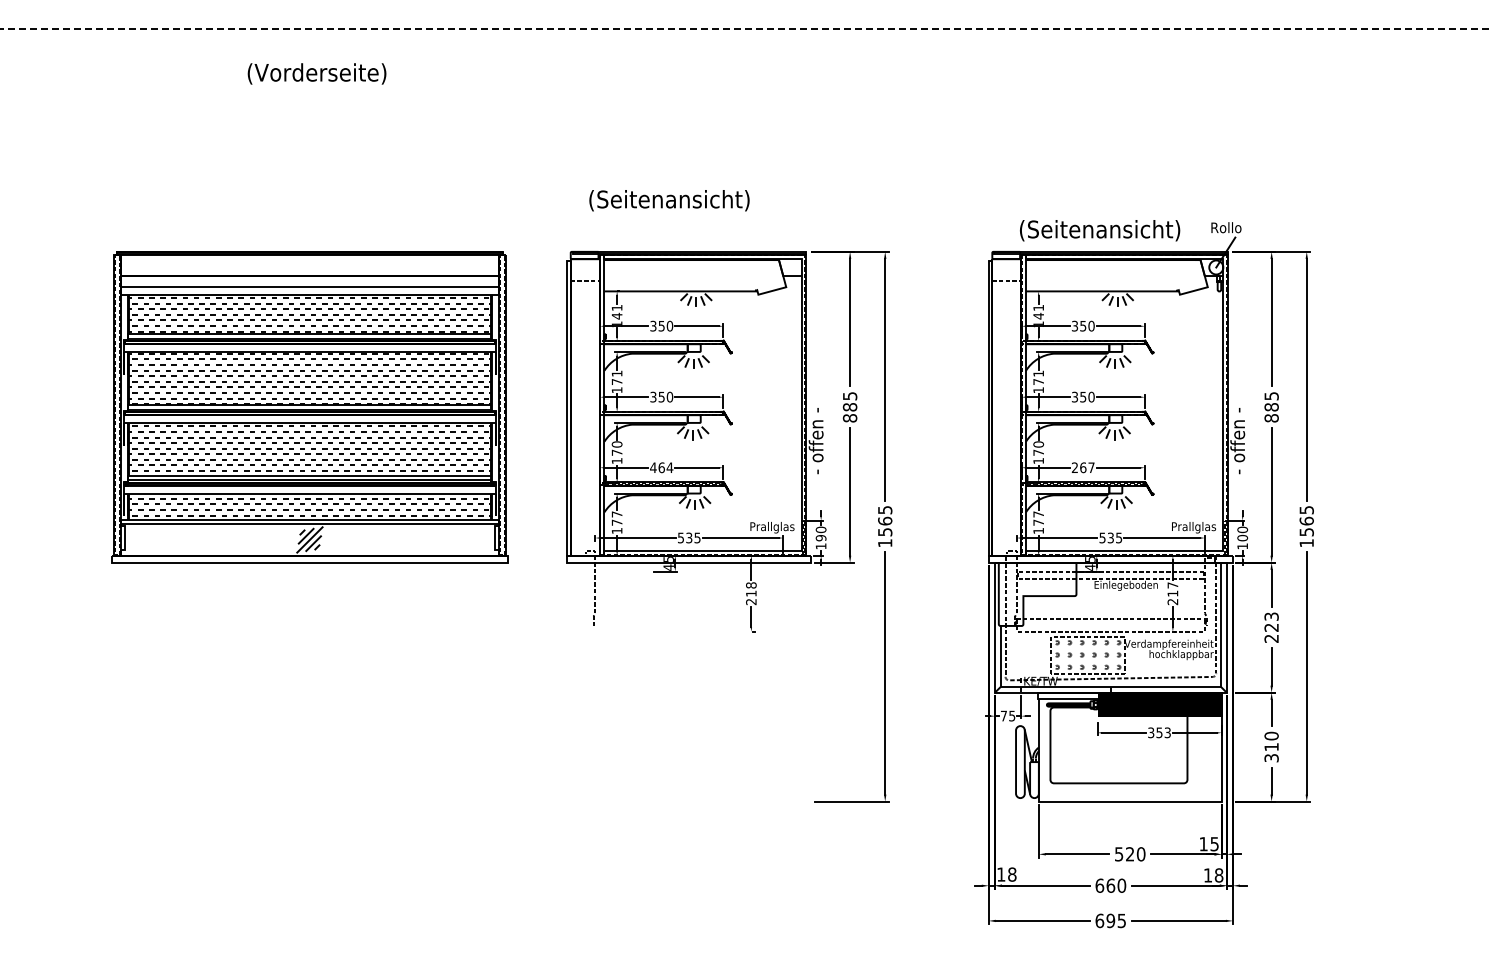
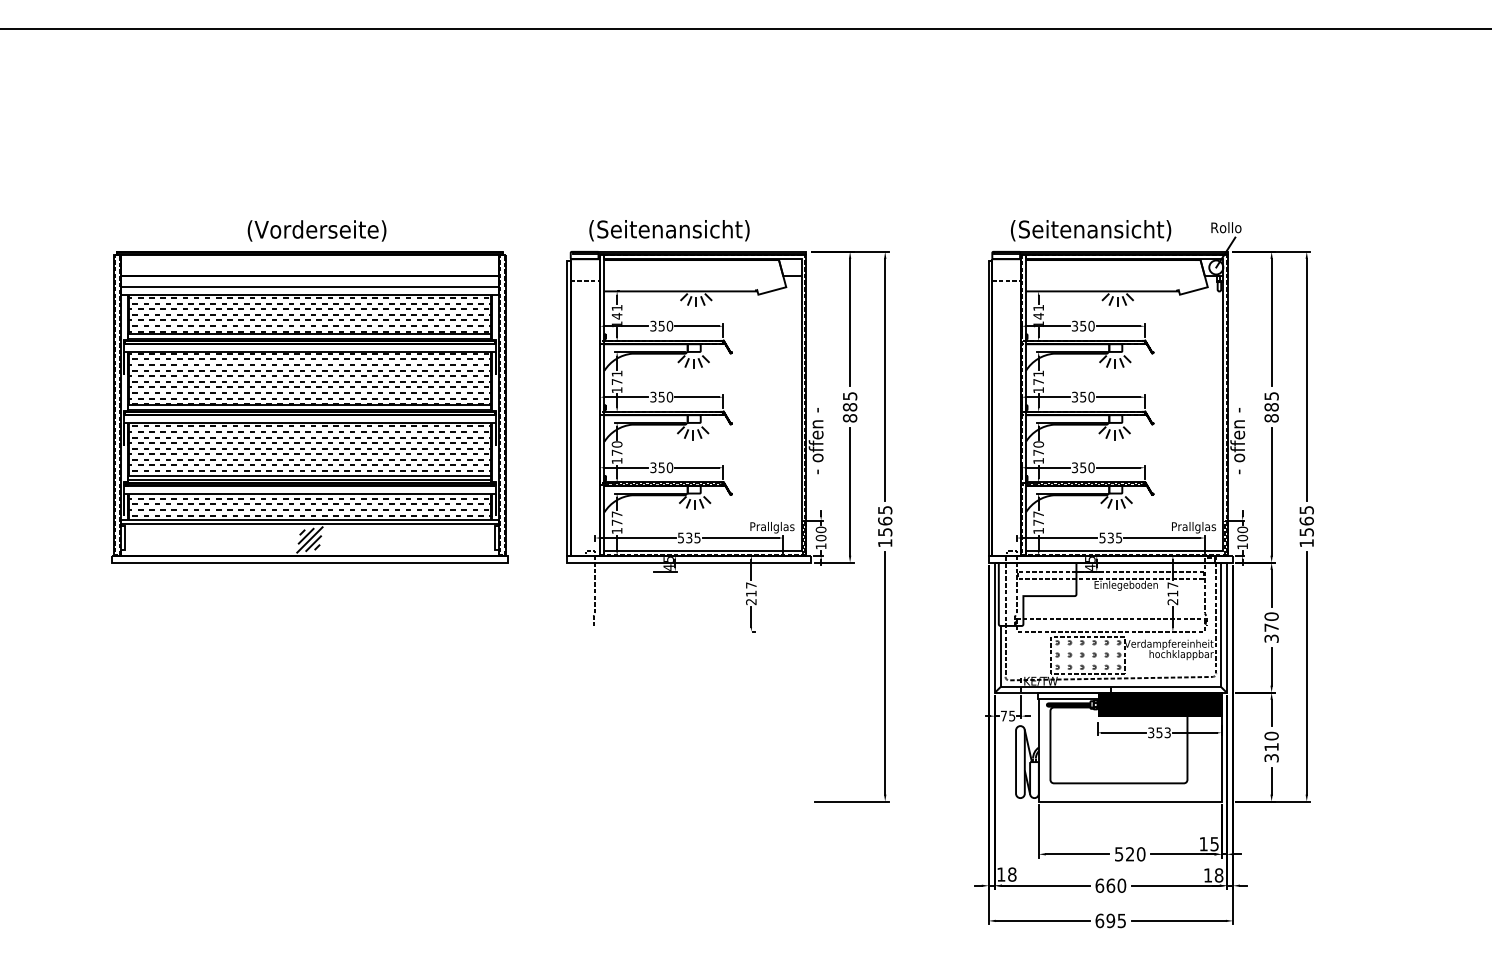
line: dashed -> solid (747, 28)
text position: (316, 73) -> (316, 230) (316, 230)
text position: (669, 200) -> (669, 230) (669, 230)
text position: (1100, 230) -> (1091, 230) (1091, 230)
text: 464 -> 350 (661, 467)
text: 267 -> 350 (1083, 467)
text: 190 -> 100 (821, 538)
text: 218 -> 217 (751, 585)
text: 223 -> 370 (1271, 627)
